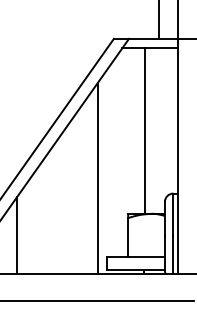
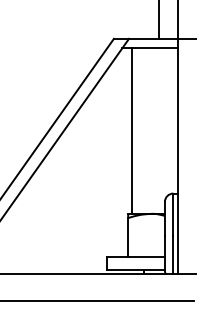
line position: (144, 130) -> (131, 130) (131, 130)
line: present -> none (97, 178)
line: present -> none (17, 235)
